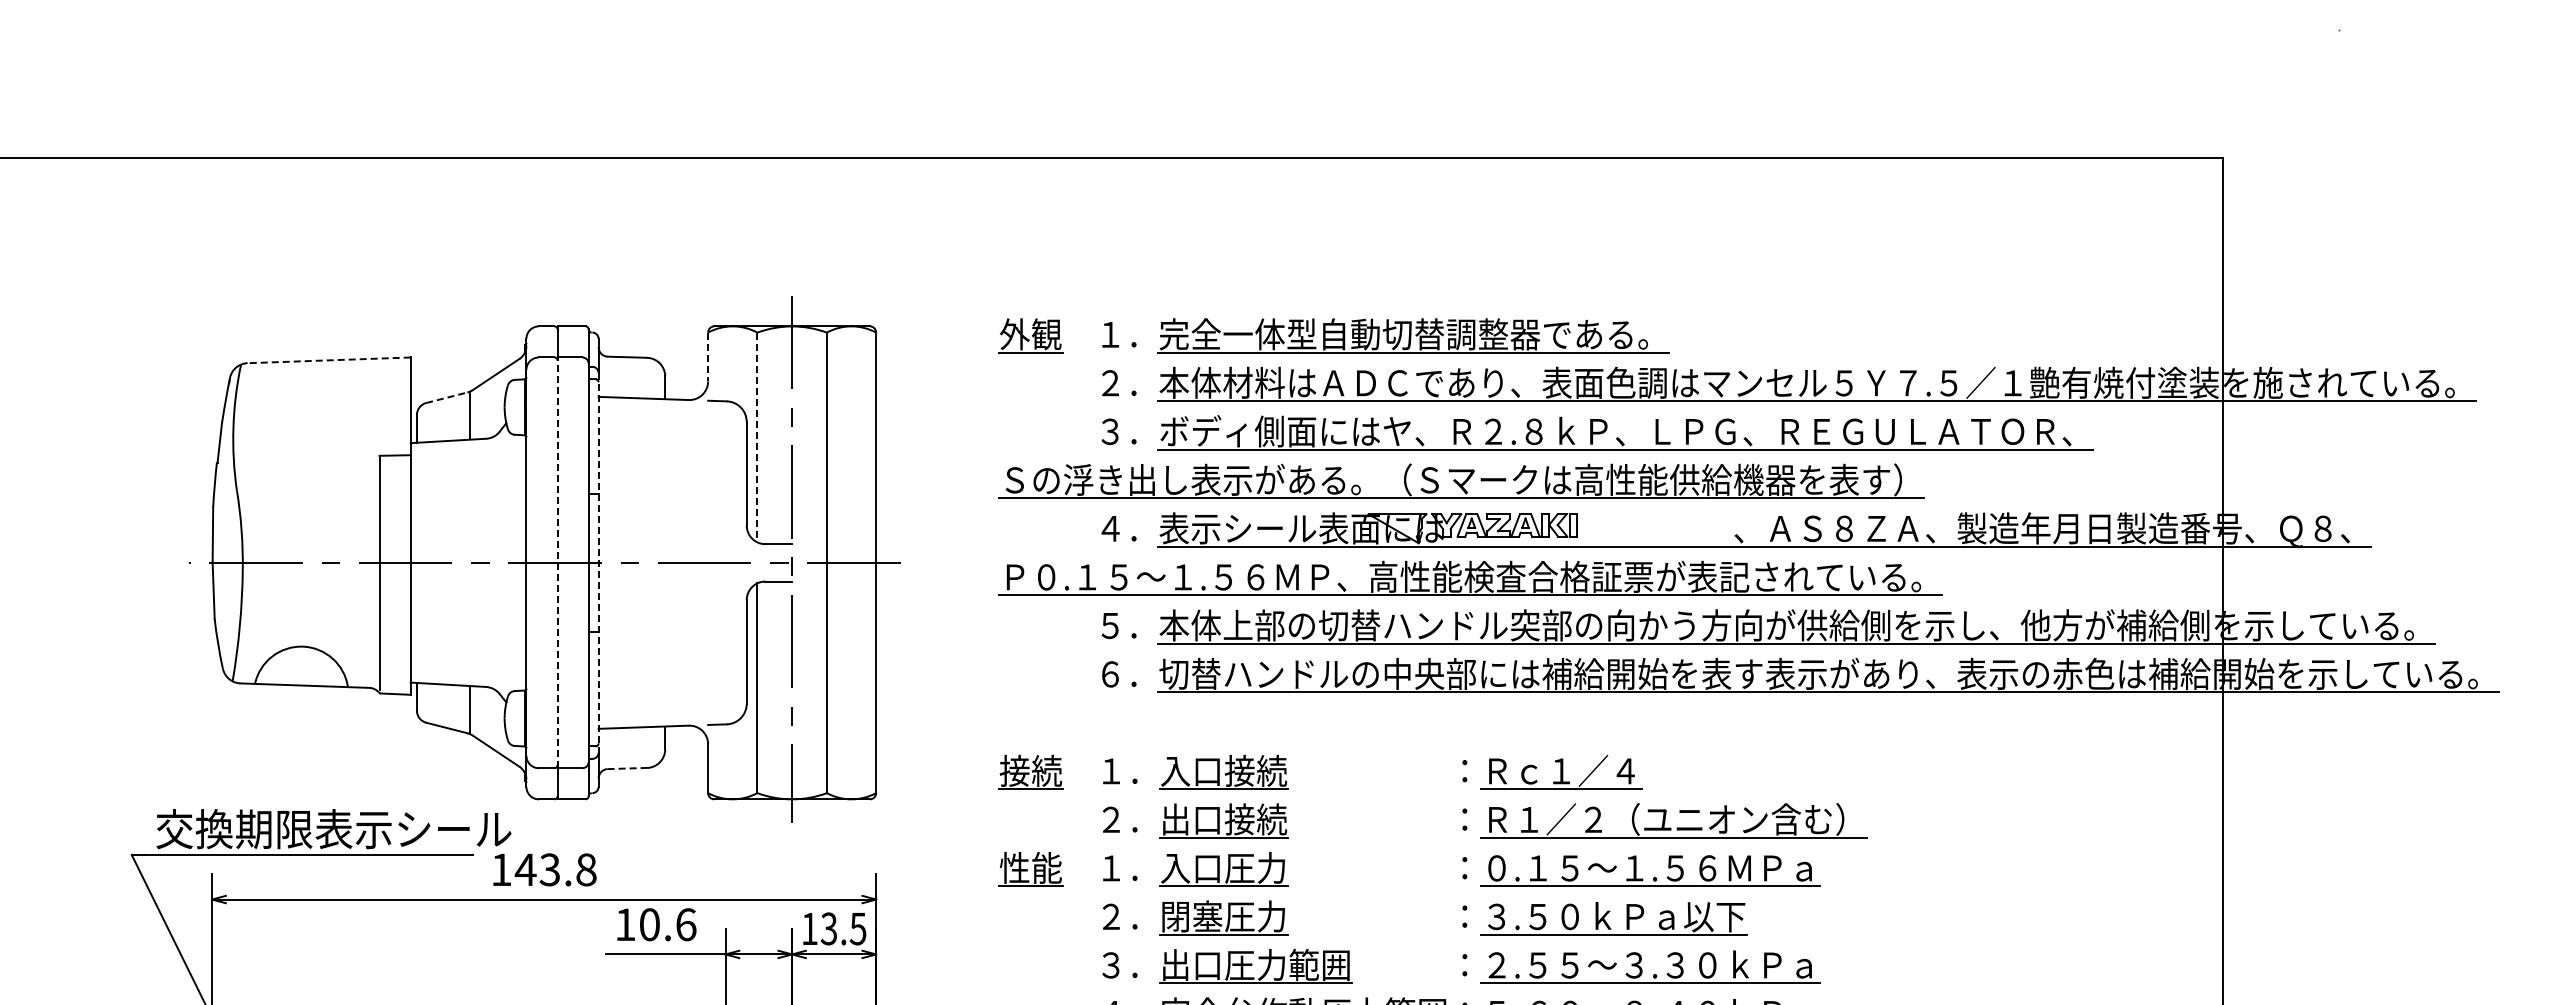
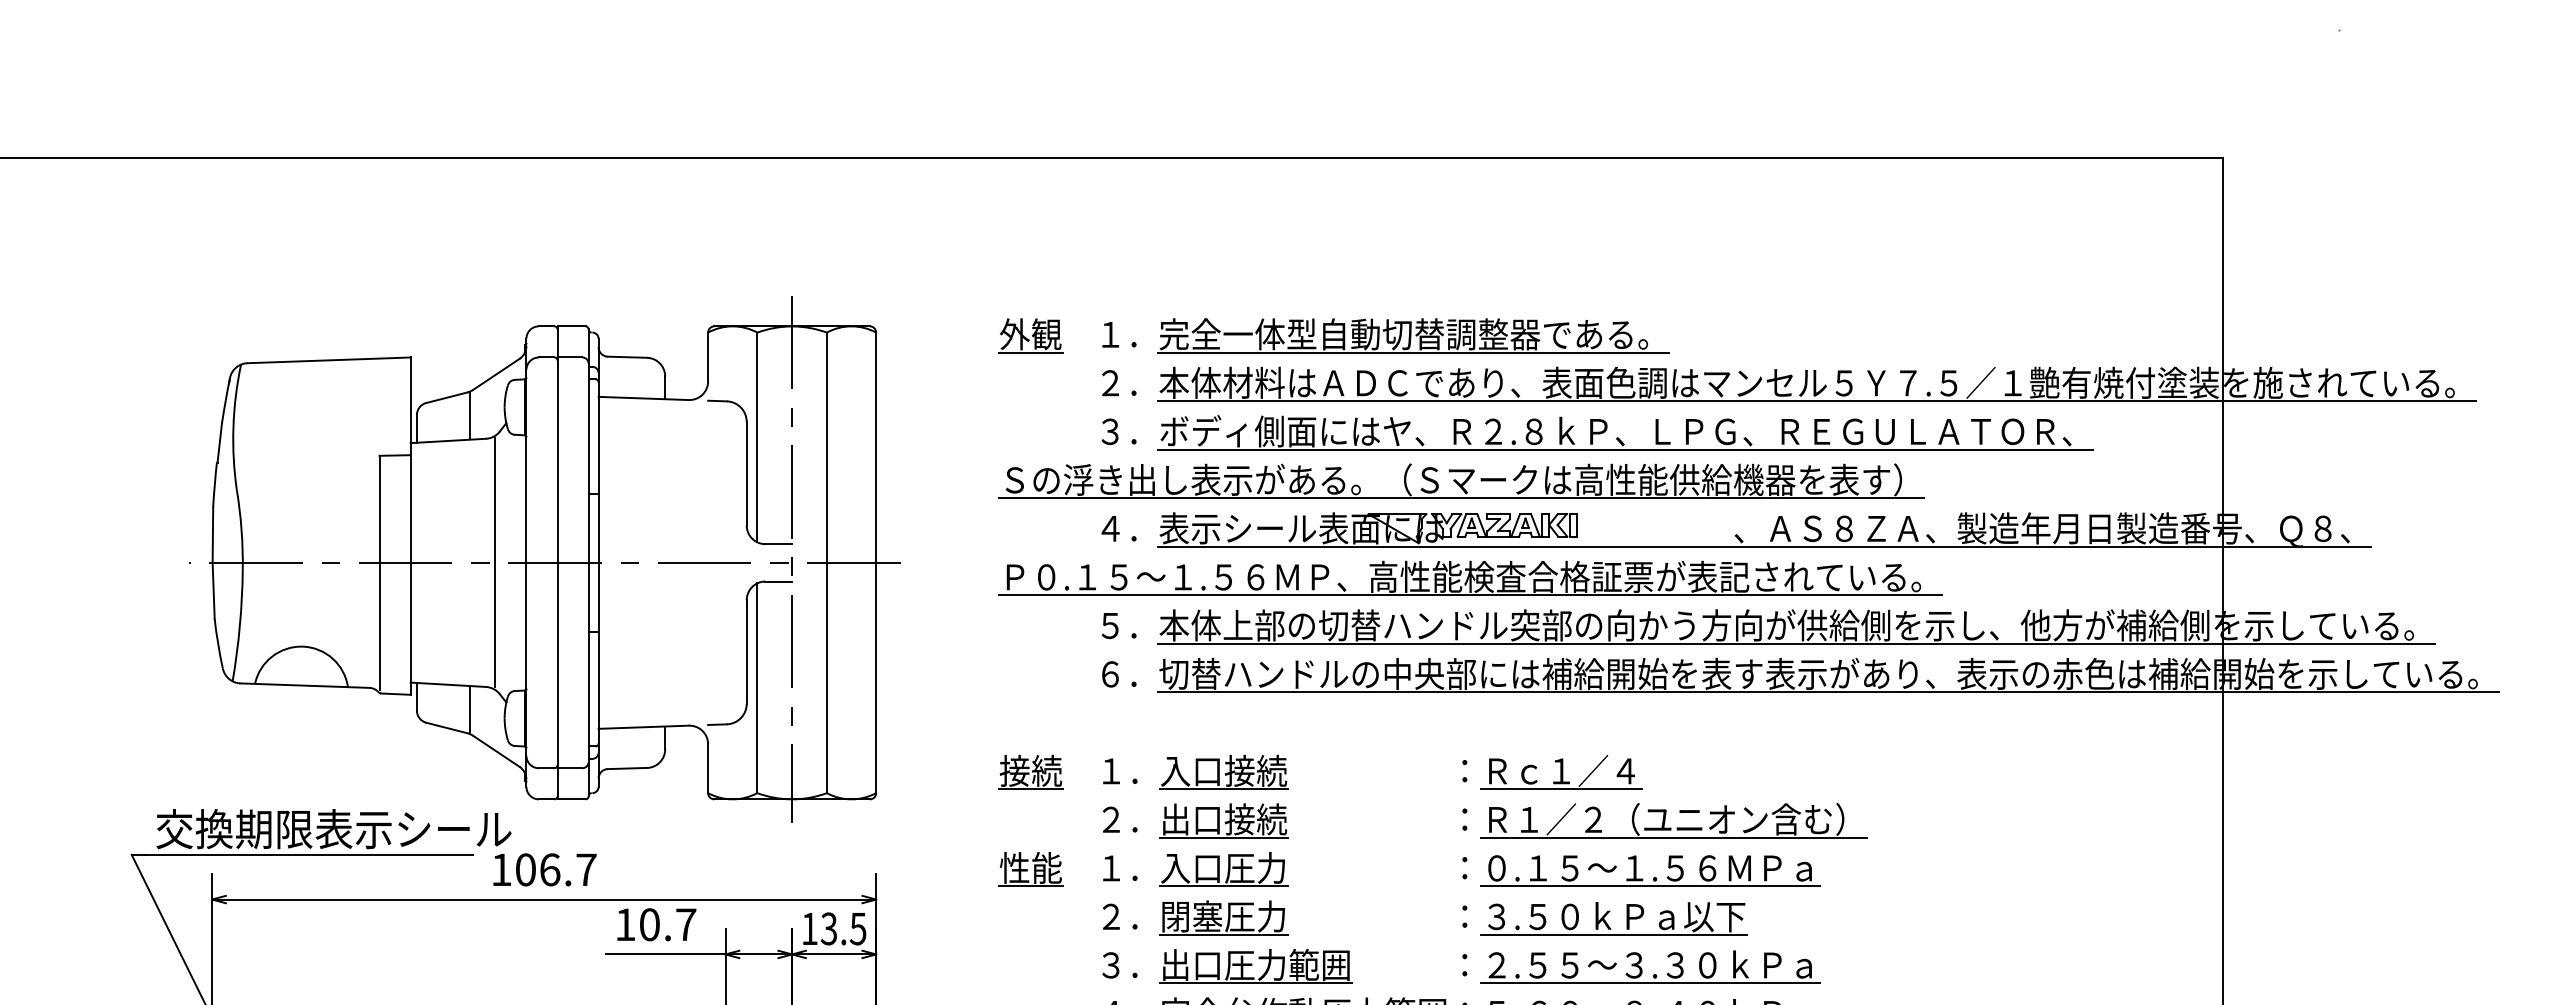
line: dashed -> solid (708, 357)
line: dashed -> solid (329, 360)
line: dashed -> solid (447, 397)
line: dashed -> solid (757, 437)
line: none -> present (494, 562)
line: dashed -> solid (557, 562)
line: dashed -> solid (598, 562)
line: dashed -> solid (627, 768)
text: 143.8 -> 106.7 (555, 869)
text: 10.6 -> 10.7 (686, 924)
